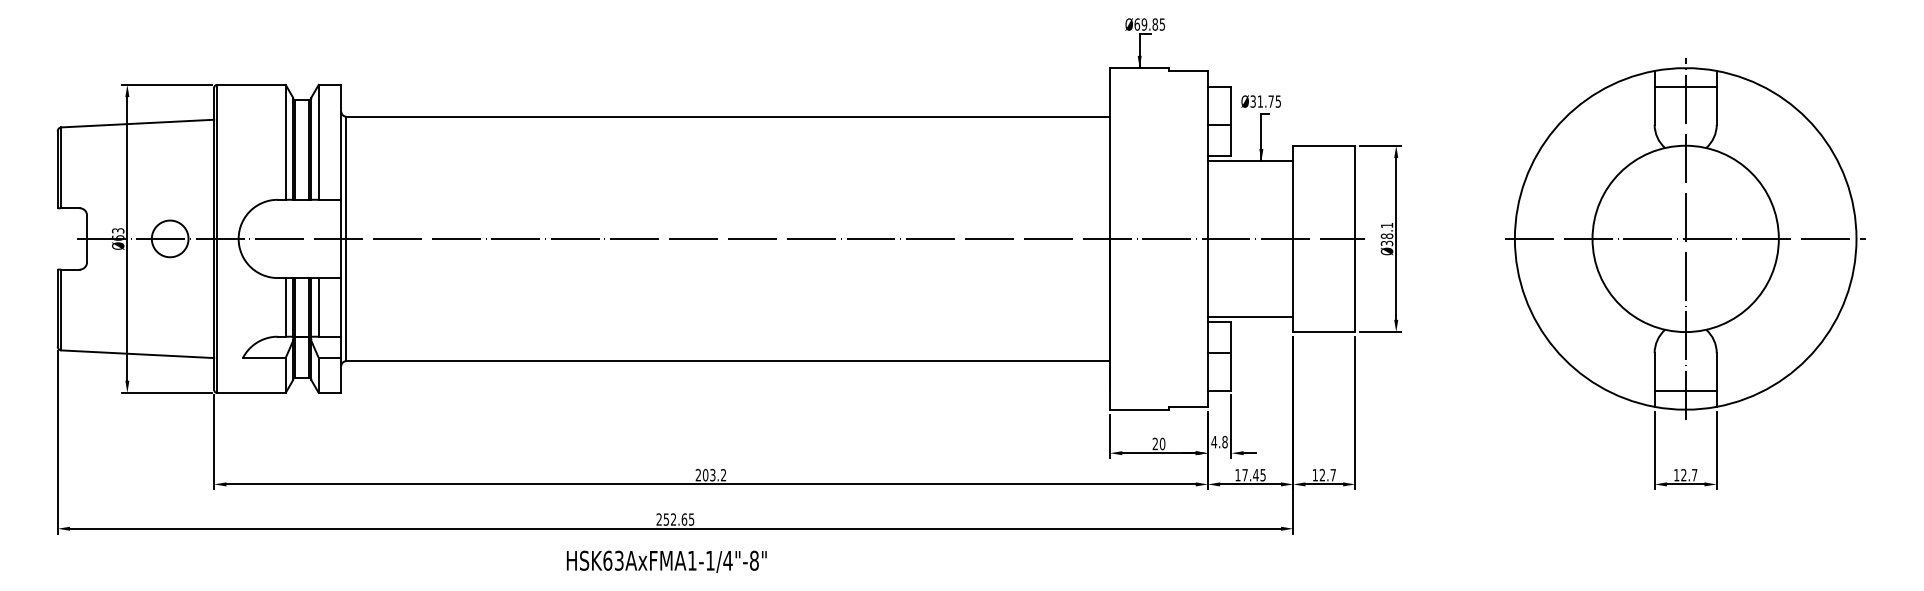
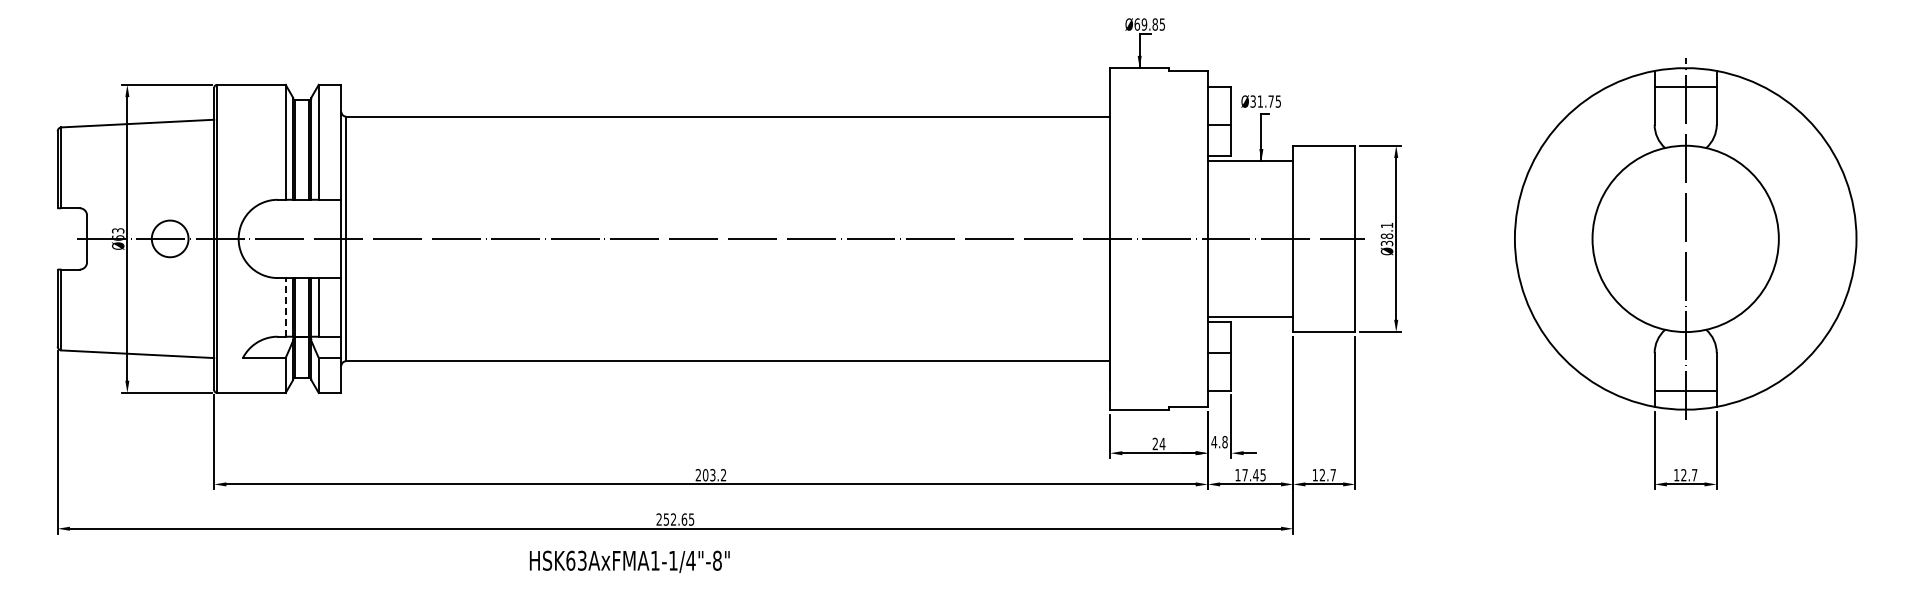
line: present -> none (1685, 238)
line: solid -> dashed (285, 306)
text: 20 -> 24 (1162, 443)
text position: (666, 561) -> (629, 561) (629, 561)
